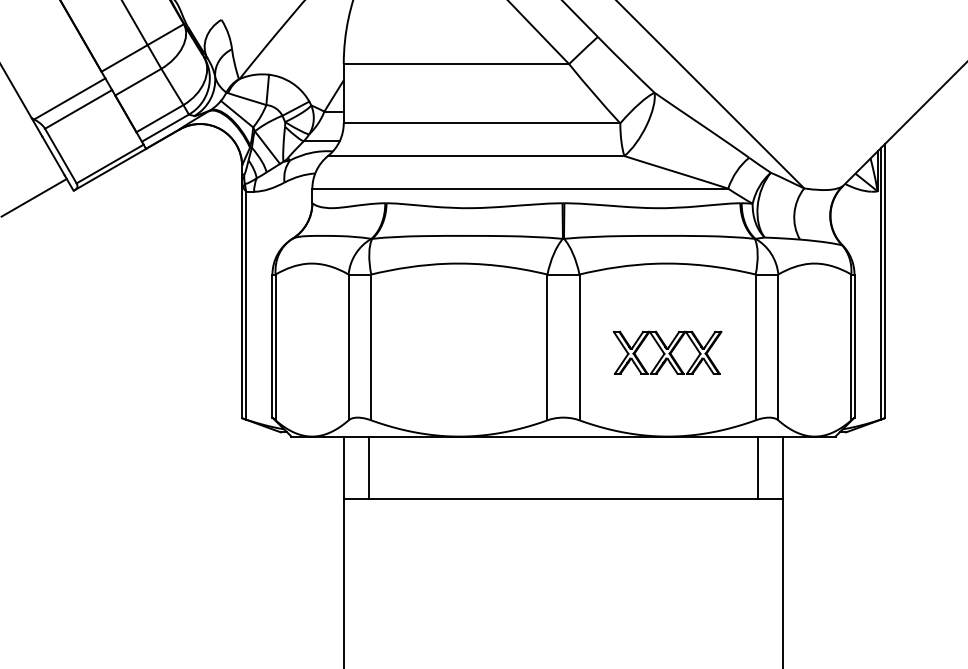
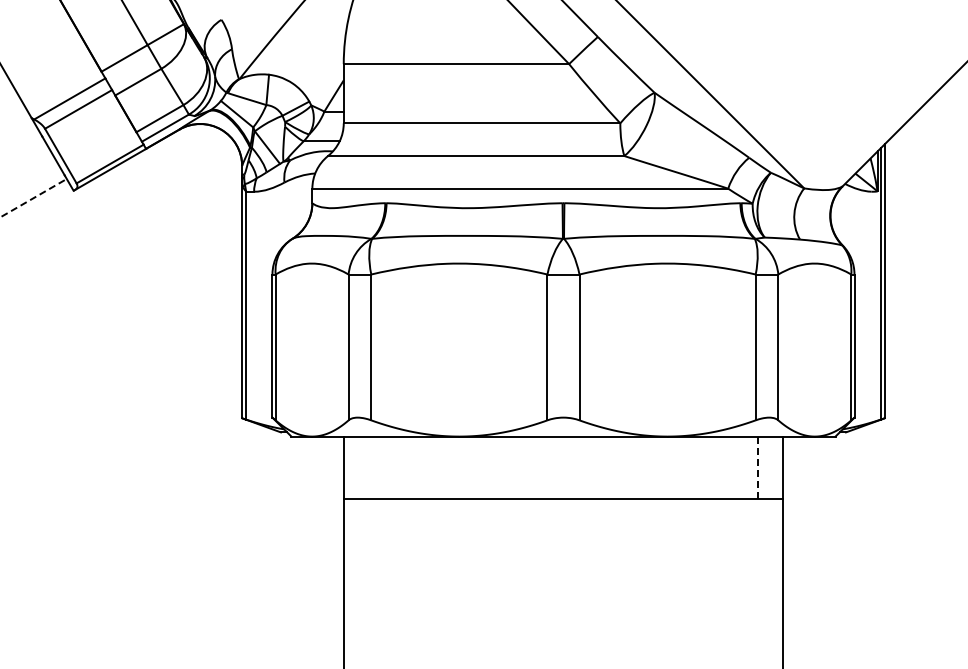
line: solid -> dashed (34, 197)
part: present -> none (667, 352)
line: present -> none (368, 467)
line: solid -> dashed (758, 467)
